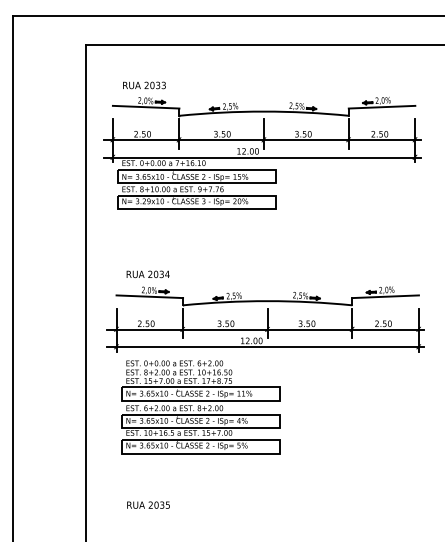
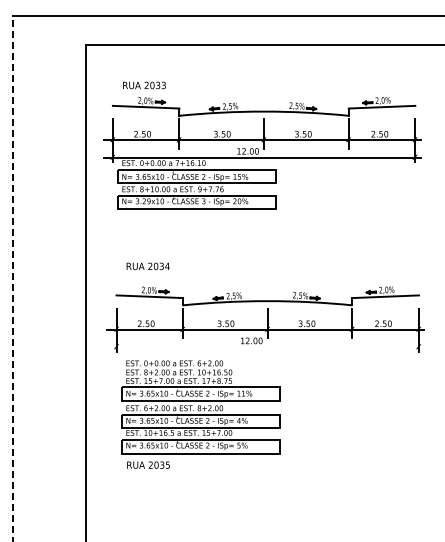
text position: (147, 274) -> (147, 266) (147, 266)
line: solid -> dashed (13, 278)
line: present -> none (265, 347)
text position: (148, 504) -> (148, 464) (148, 464)
